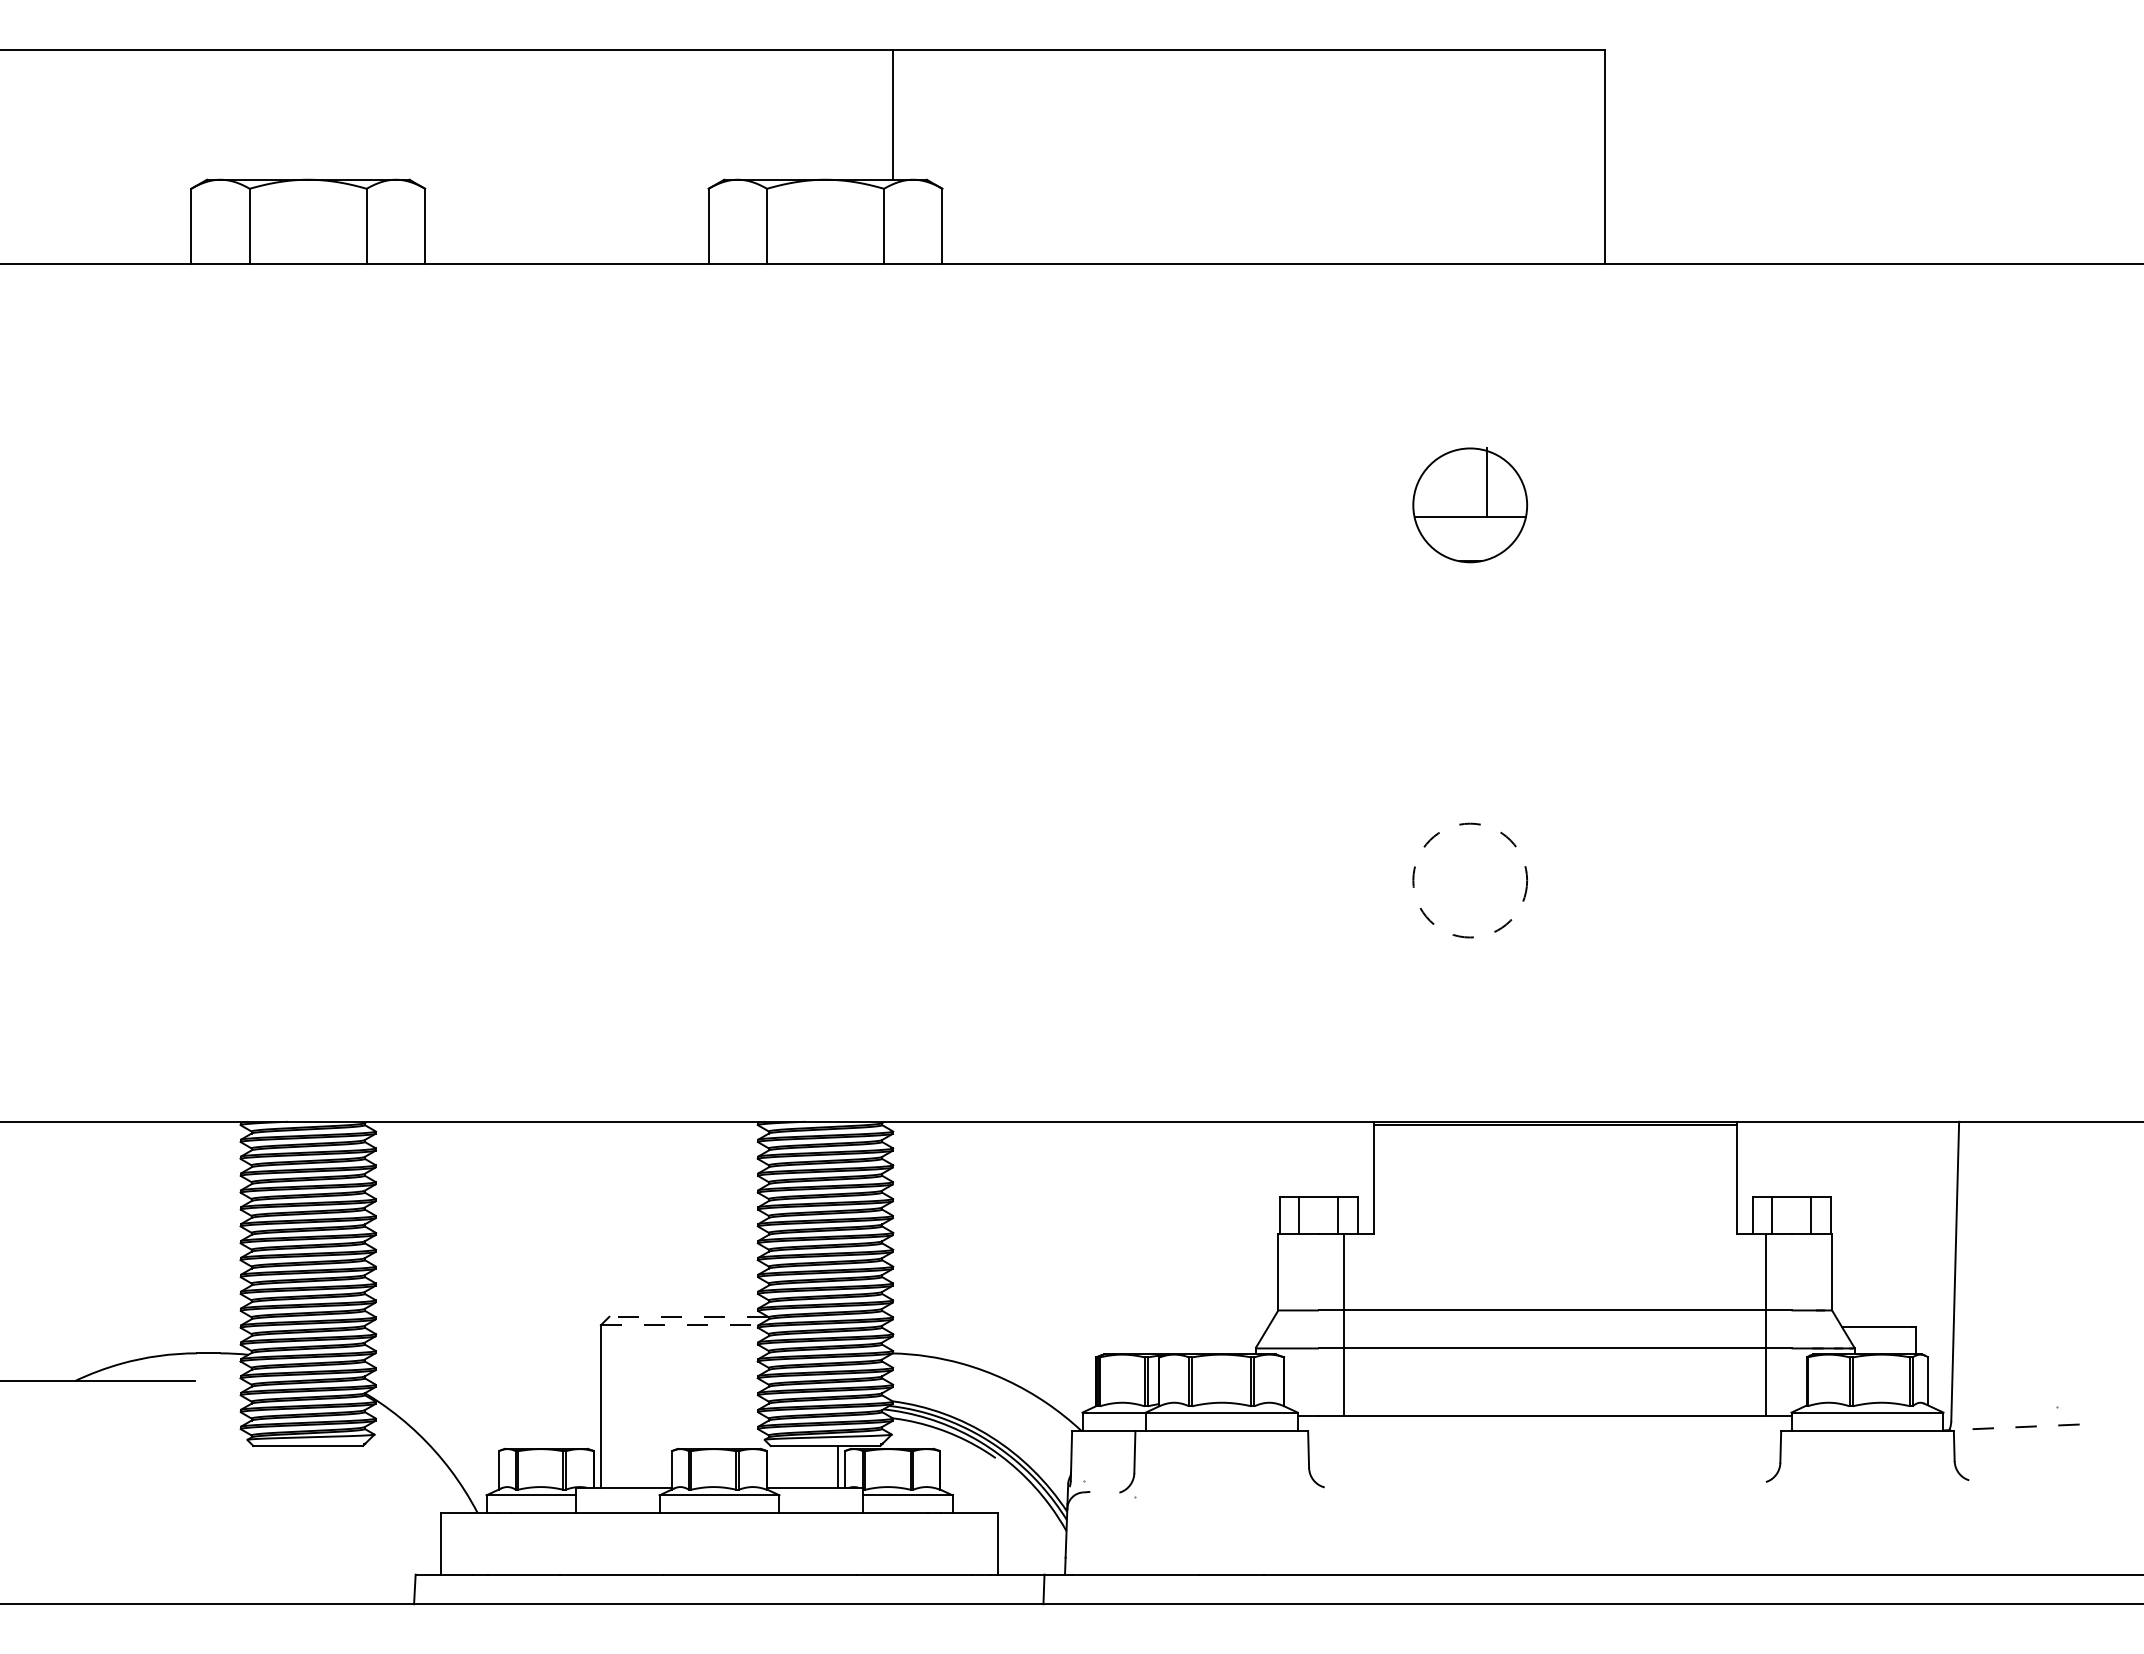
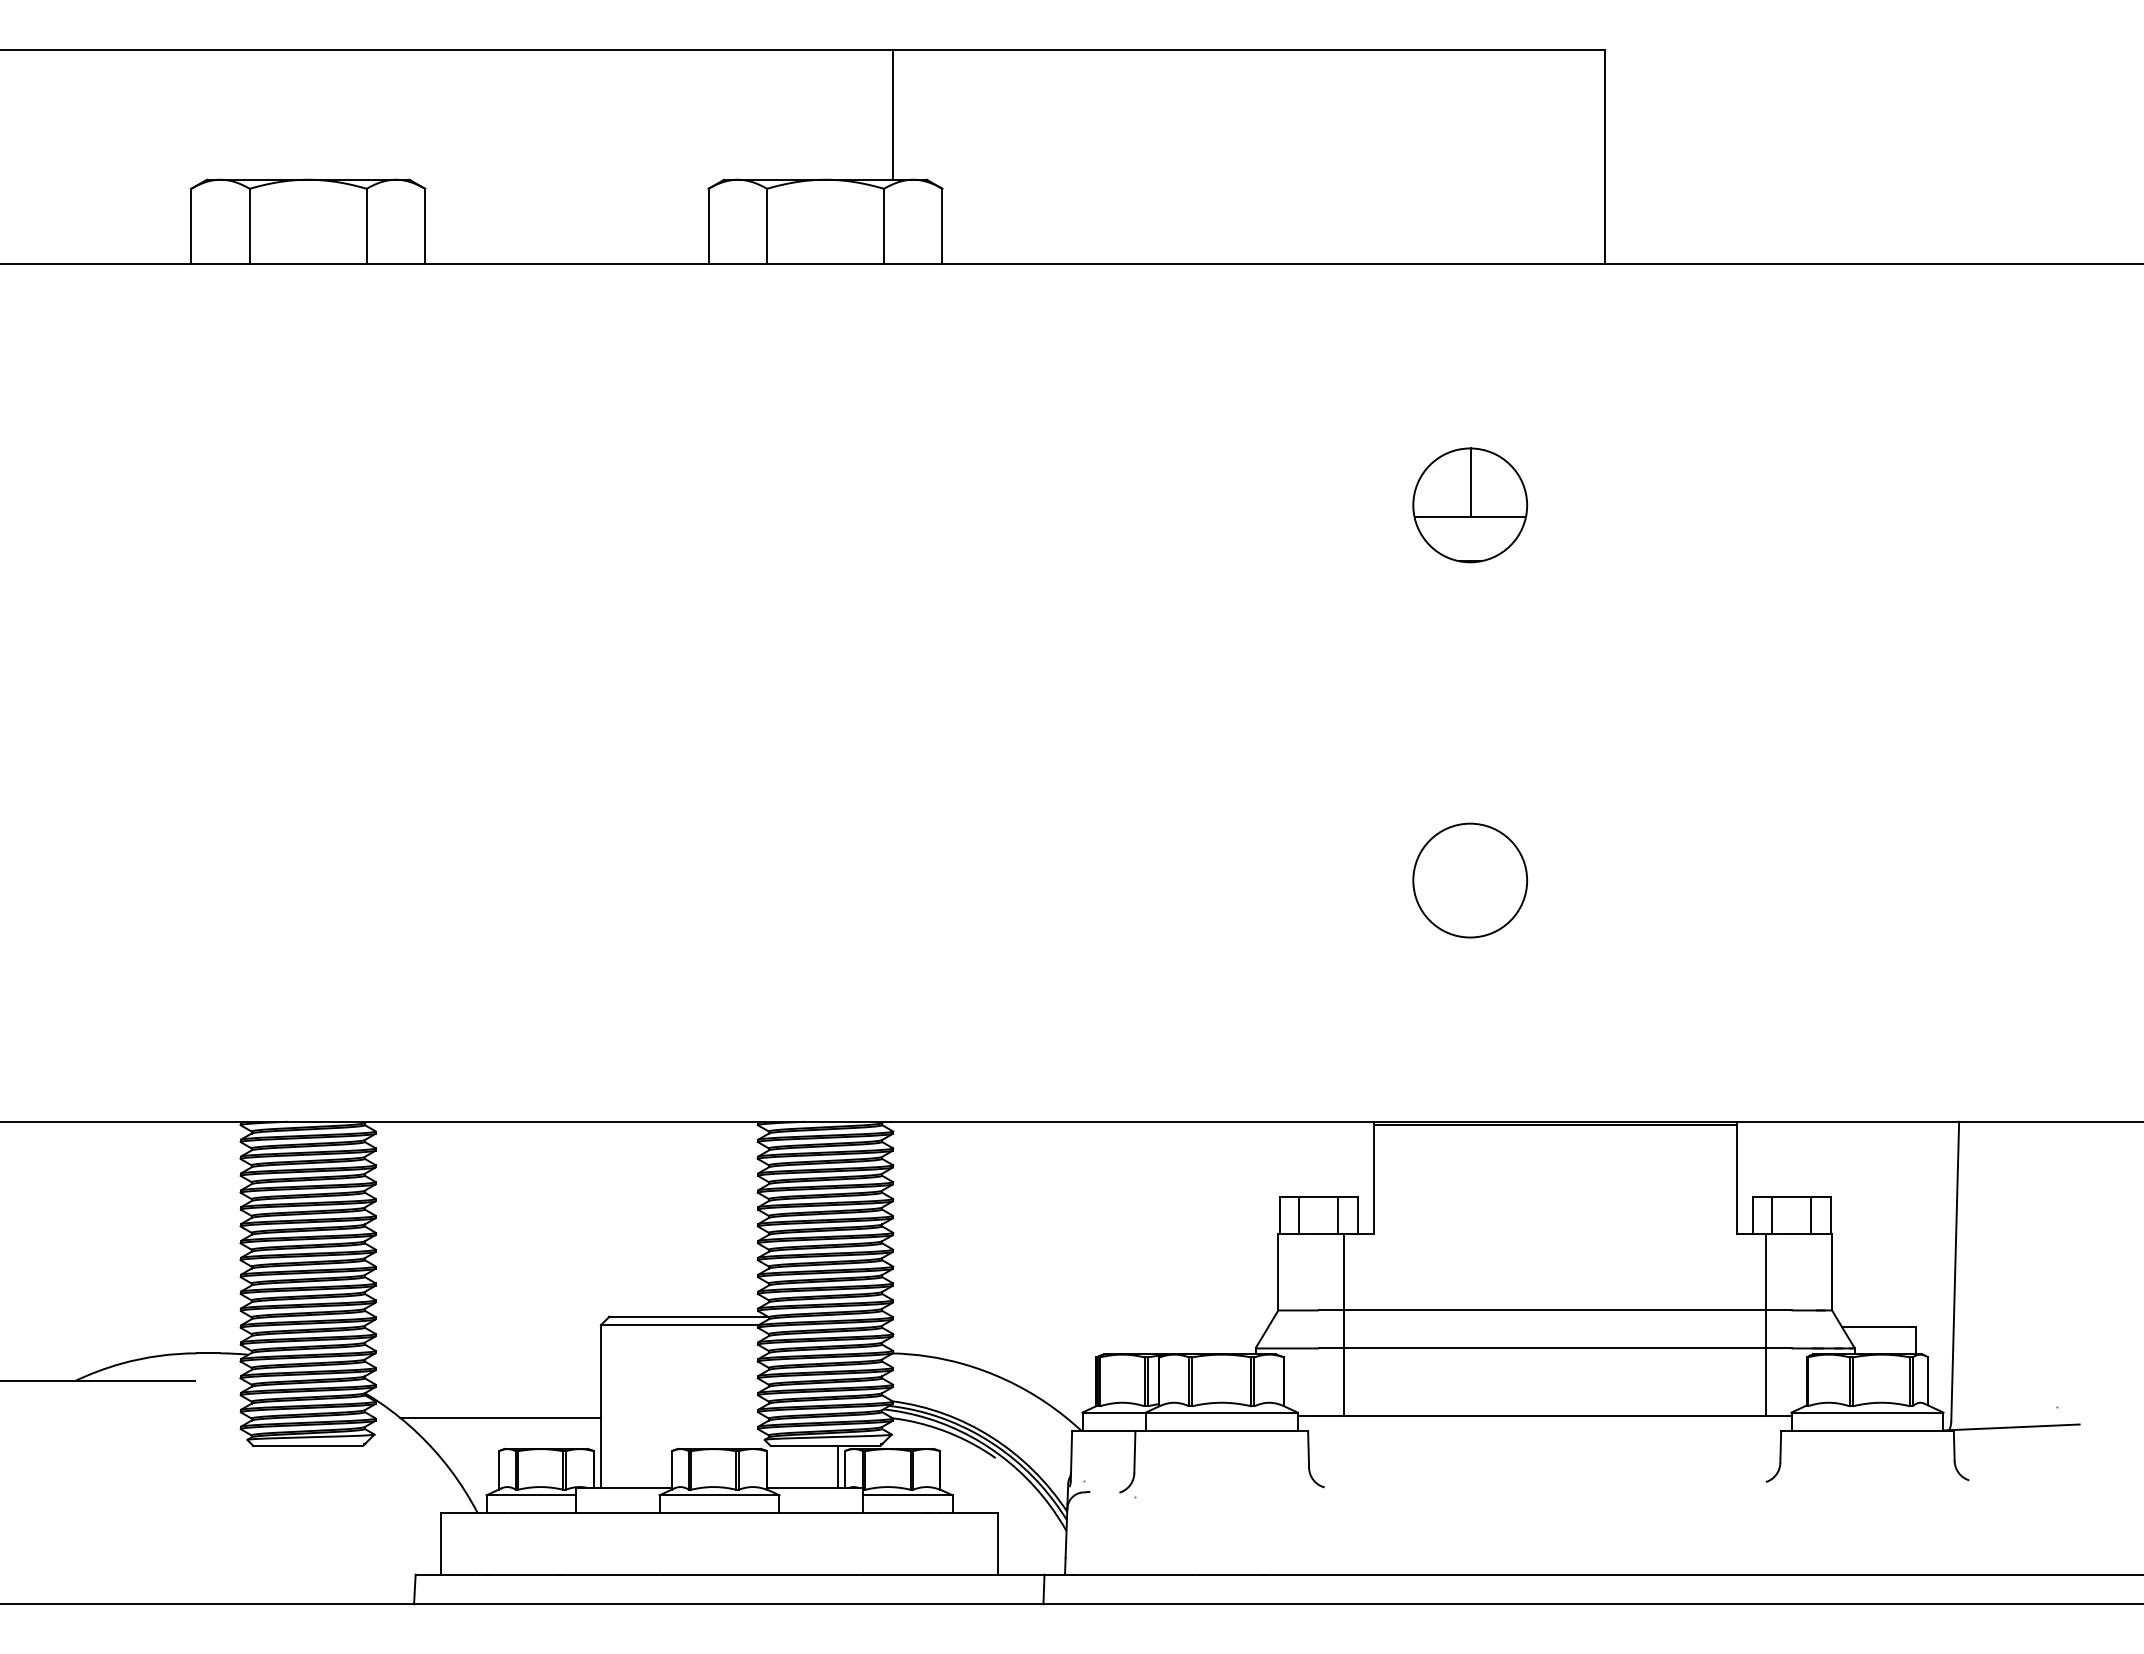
line position: (1486, 482) -> (1470, 482) (1470, 482)
circle: dashed -> solid (1470, 880)
line: dashed -> solid (688, 1316)
line: dashed -> solid (679, 1325)
line: none -> present (500, 1417)
line: dashed -> solid (2011, 1427)
